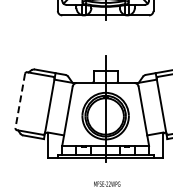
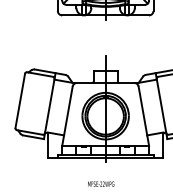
line: dashed -> solid (20, 100)
text position: (107, 183) -> (101, 183) (101, 183)
